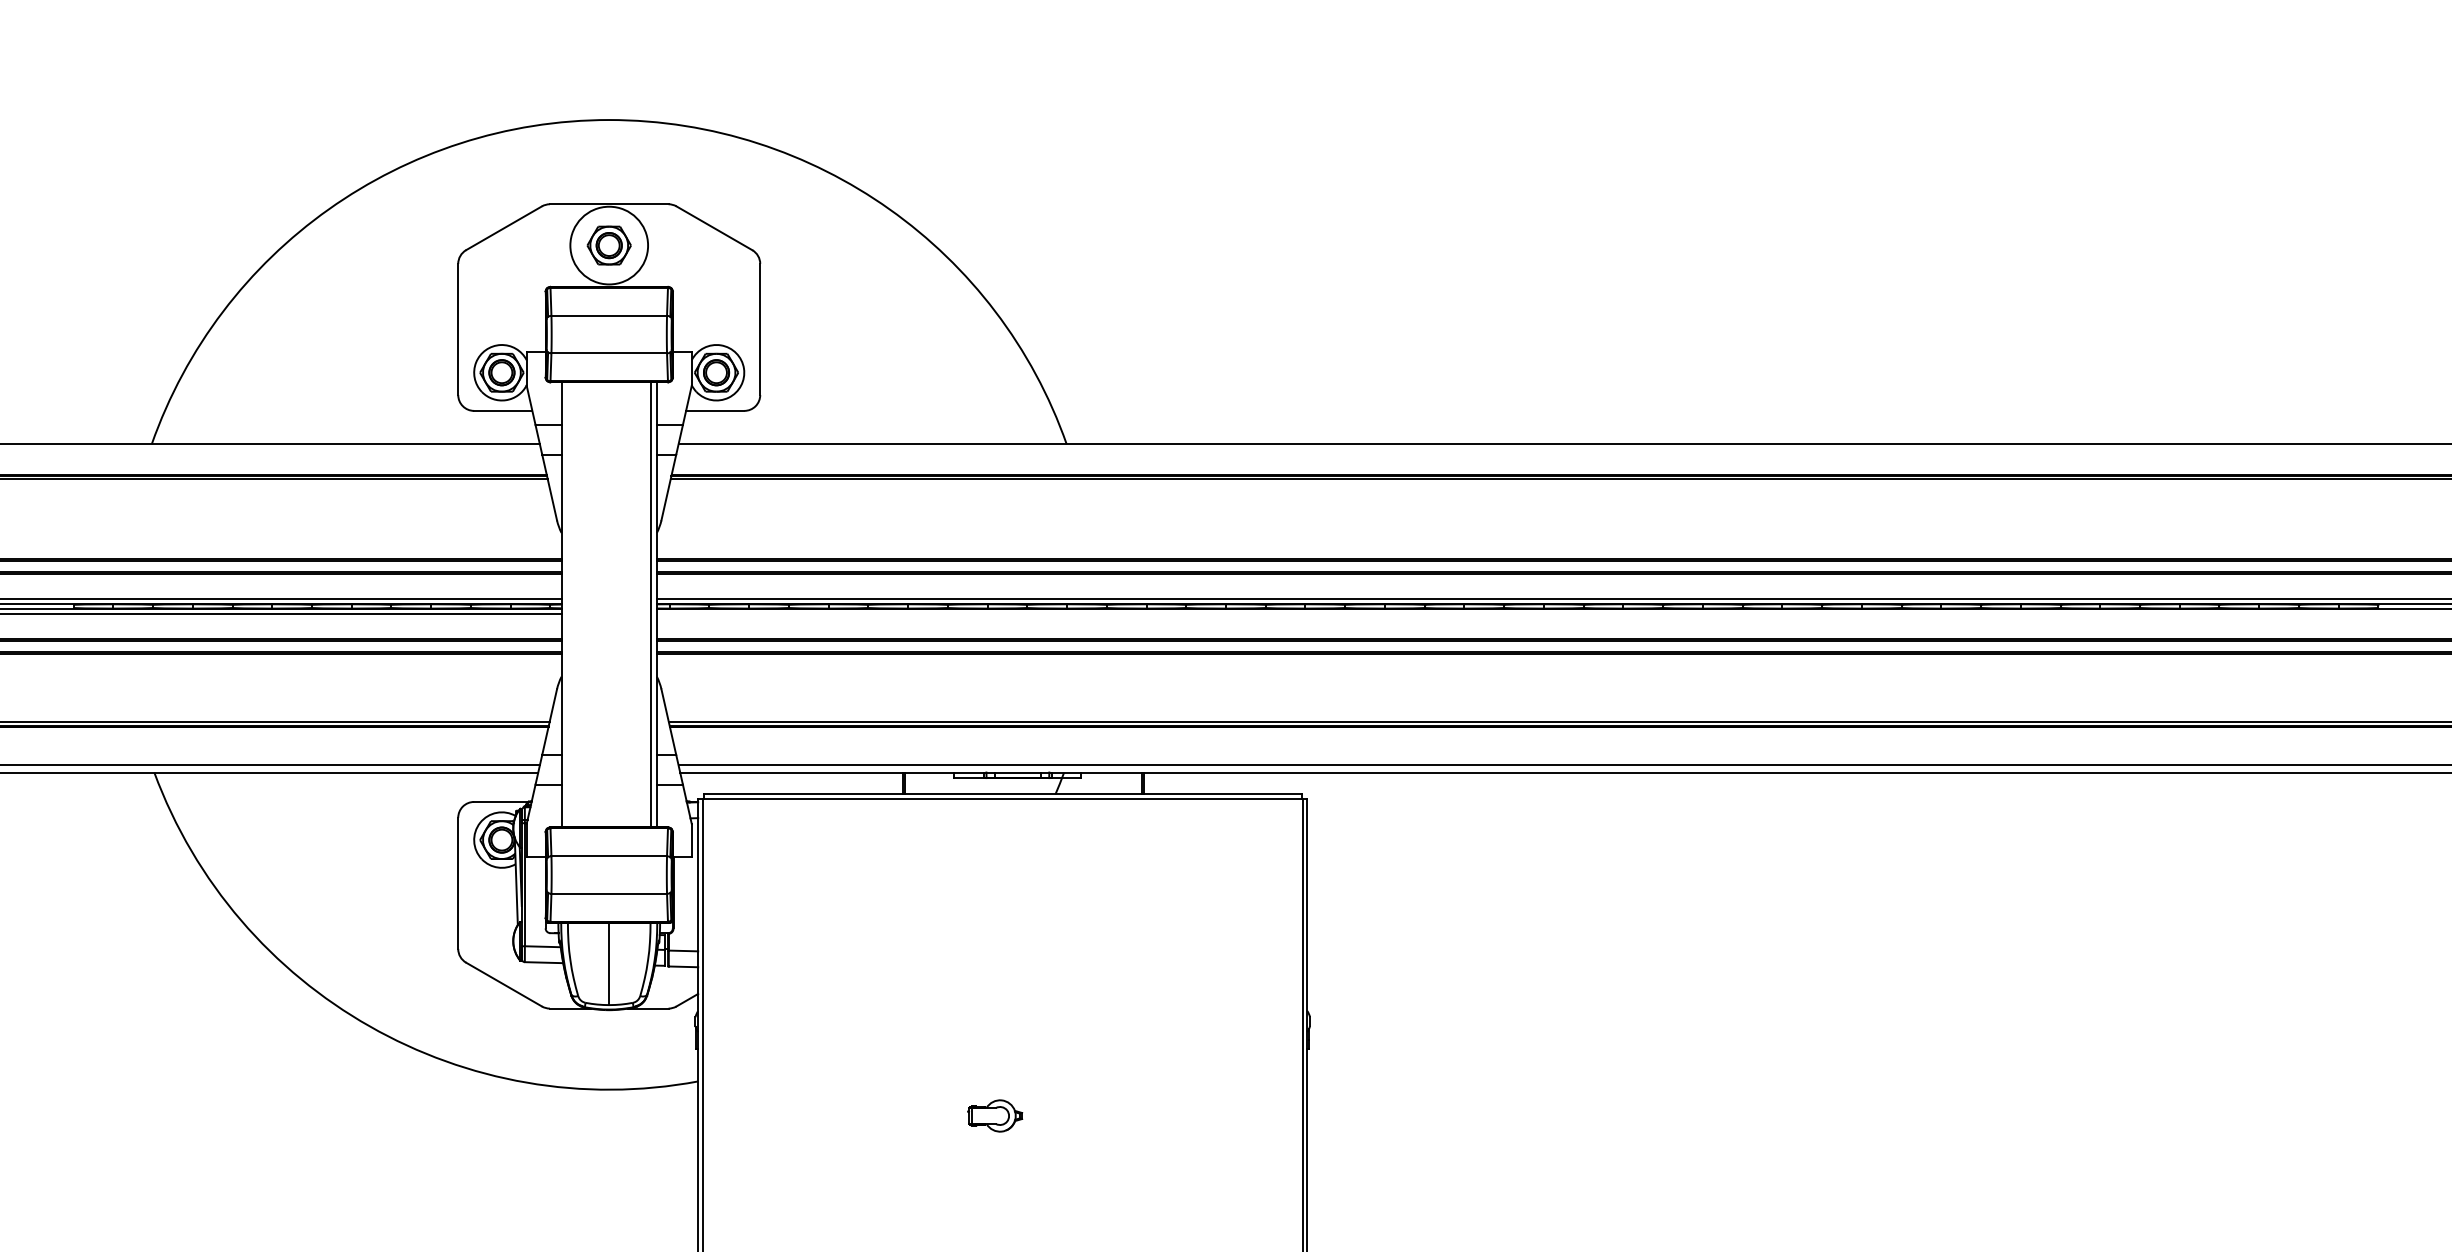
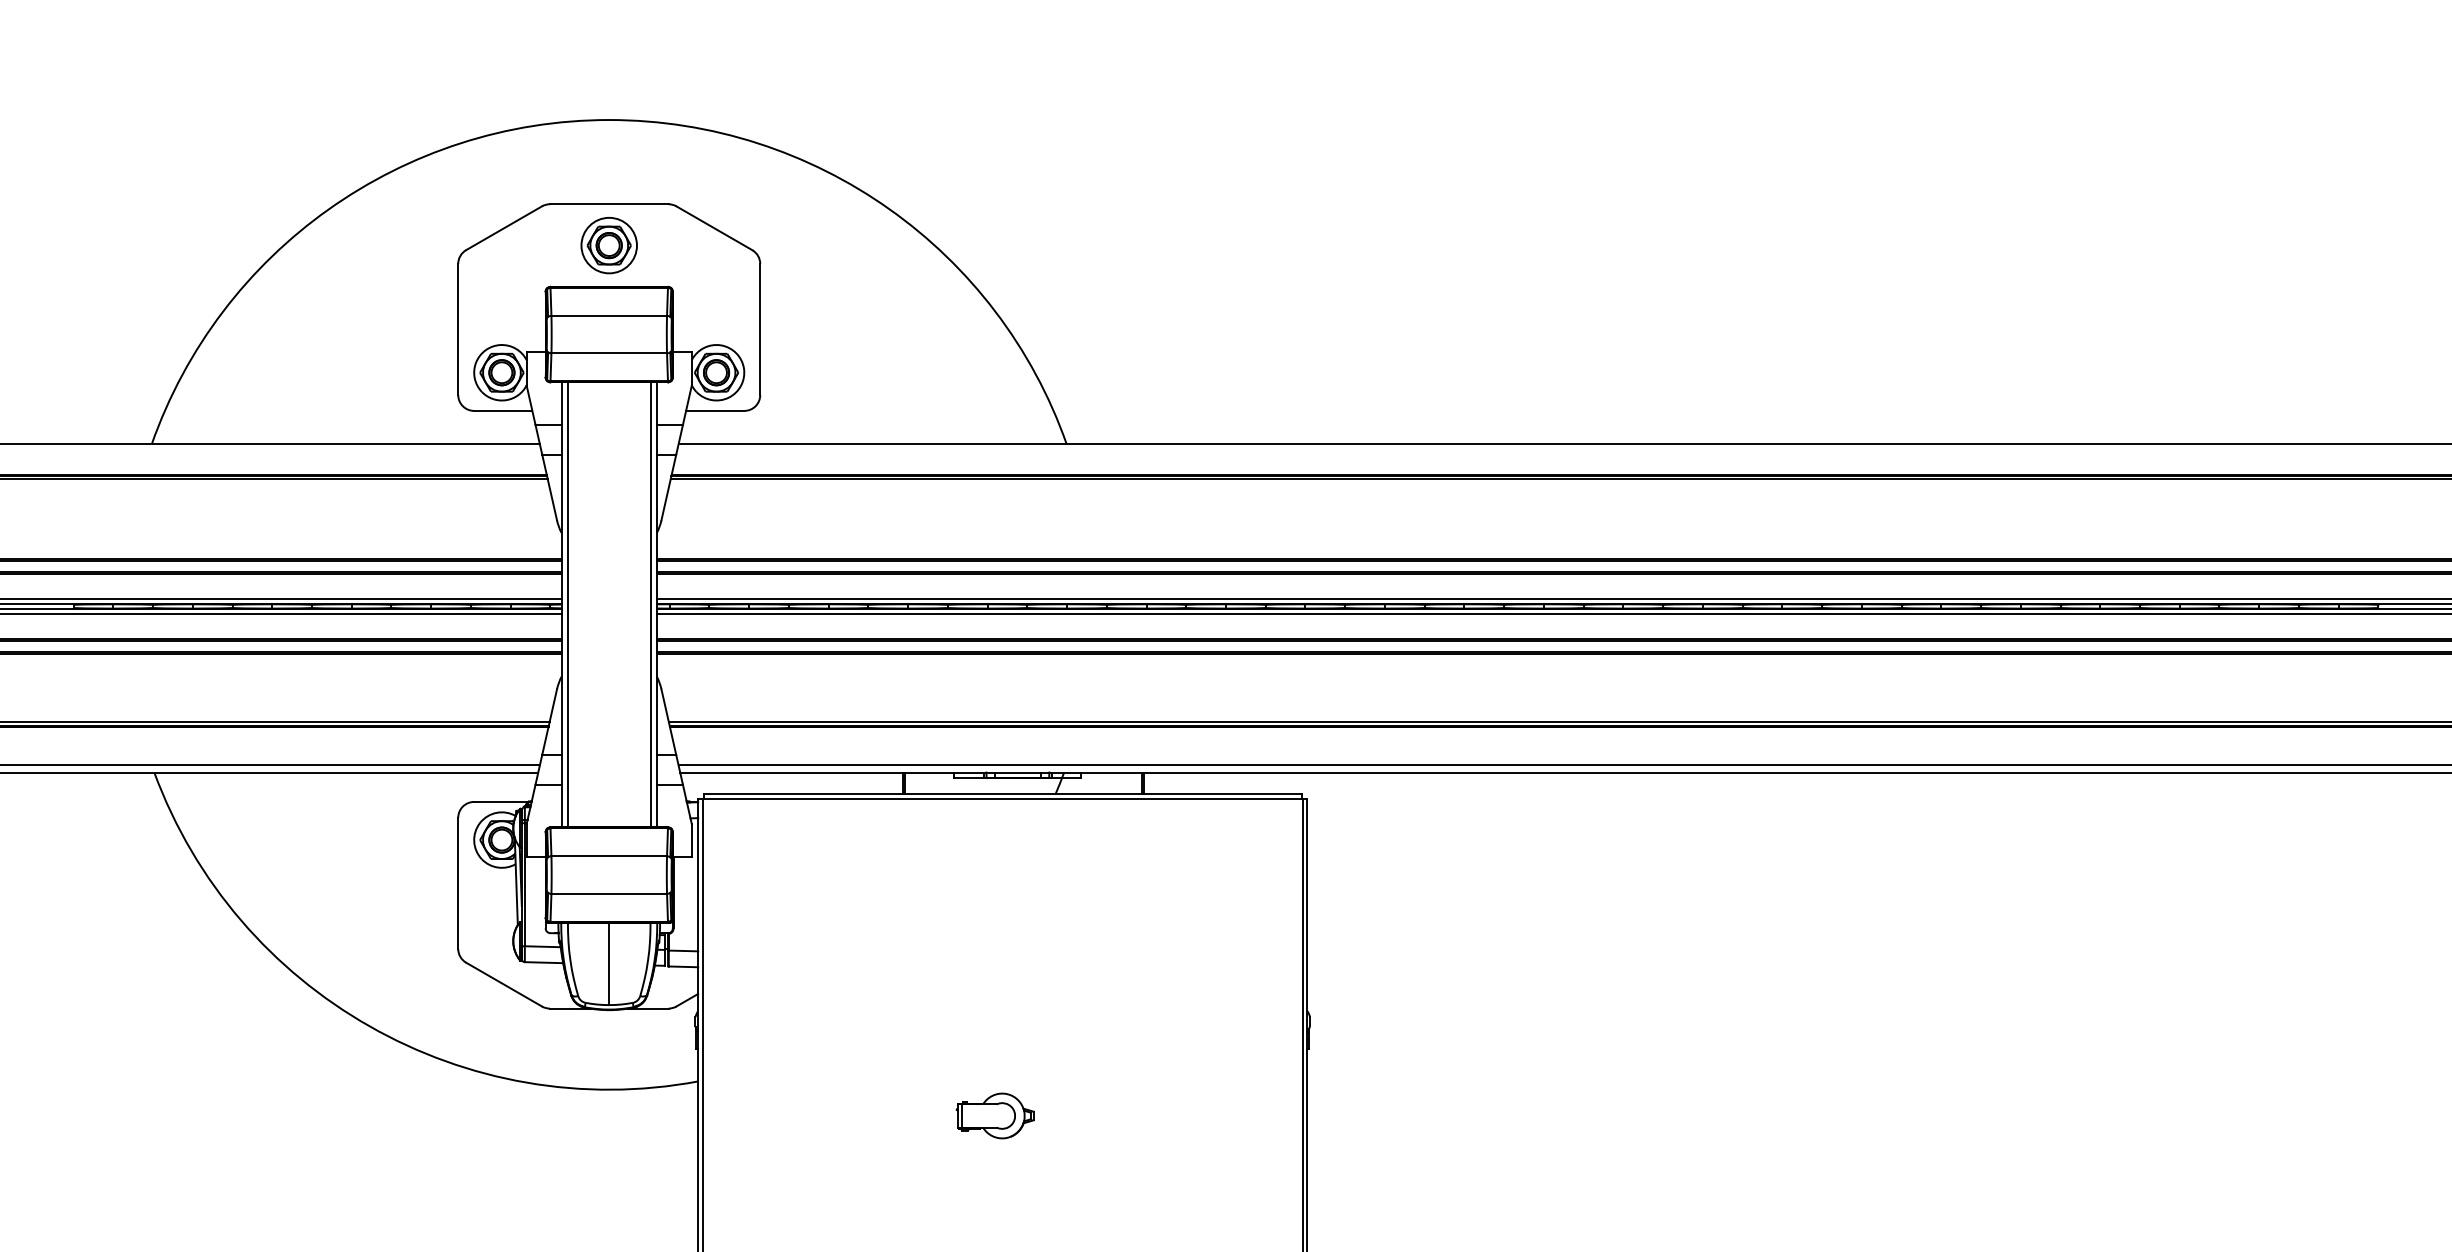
circle diameter: 78 px -> 56 px (609, 245)
line: none -> present (567, 604)
line: none -> present (1552, 613)
part size: 57x34 px -> 80x48 px (994, 1115)
